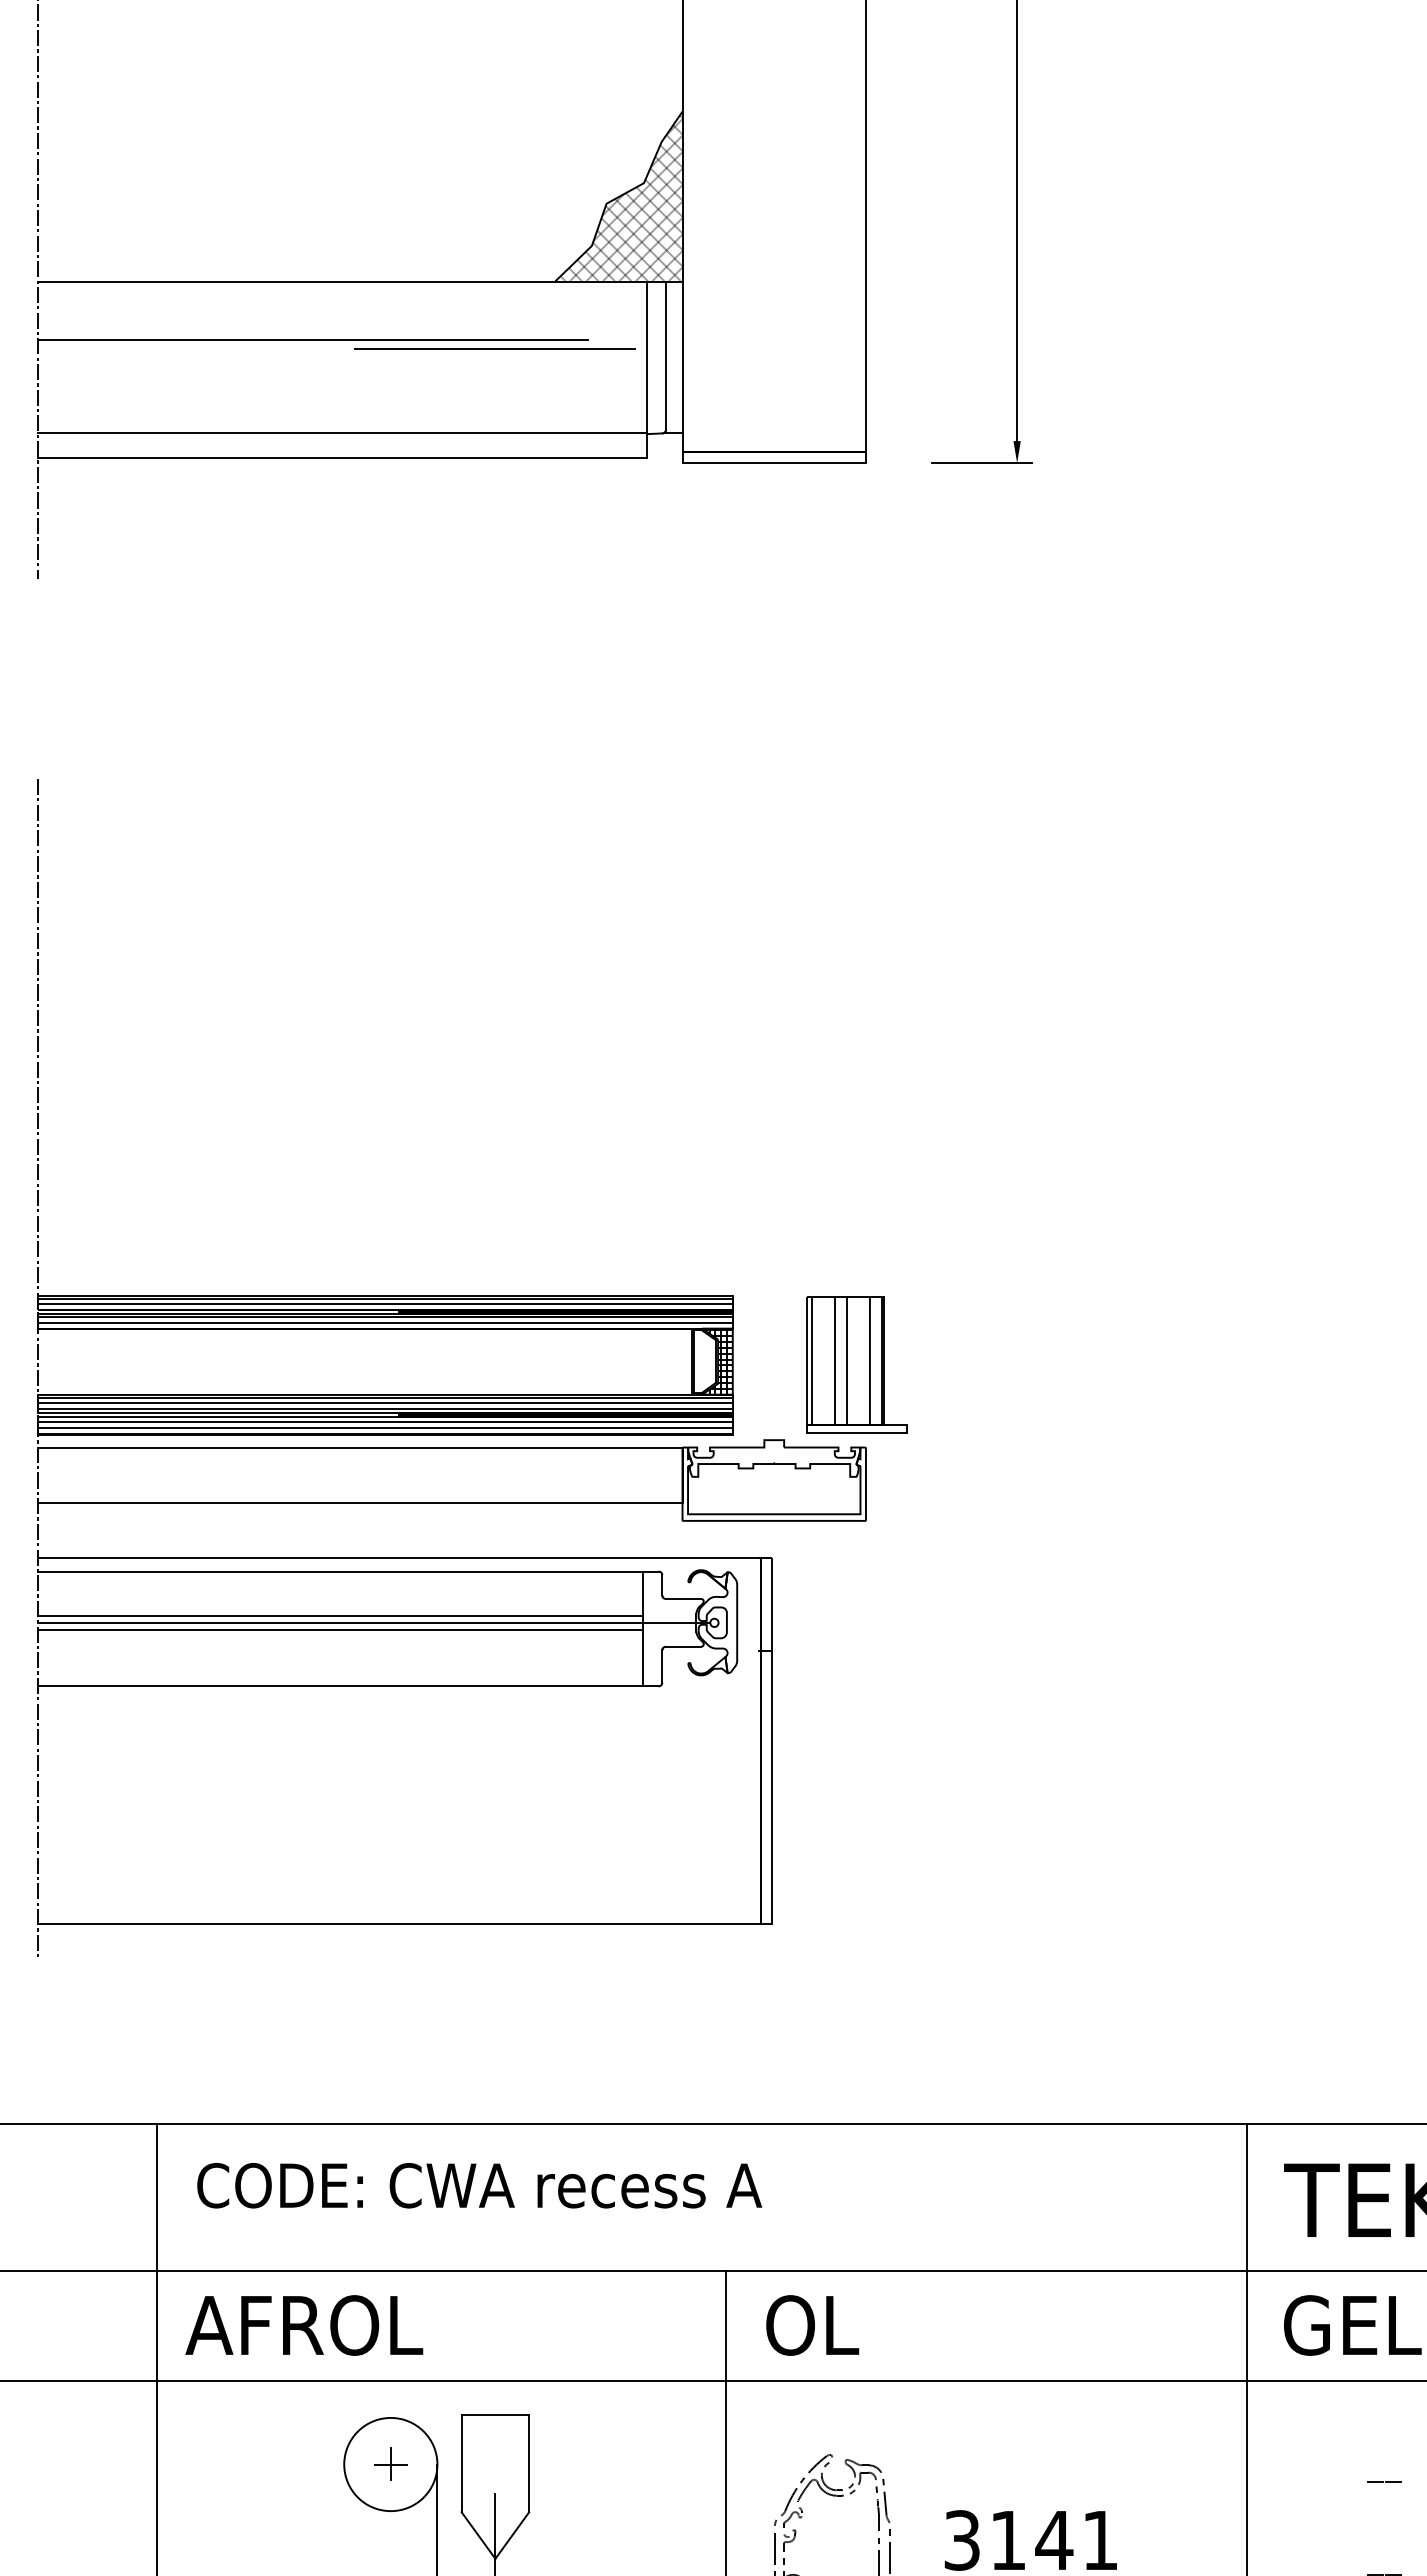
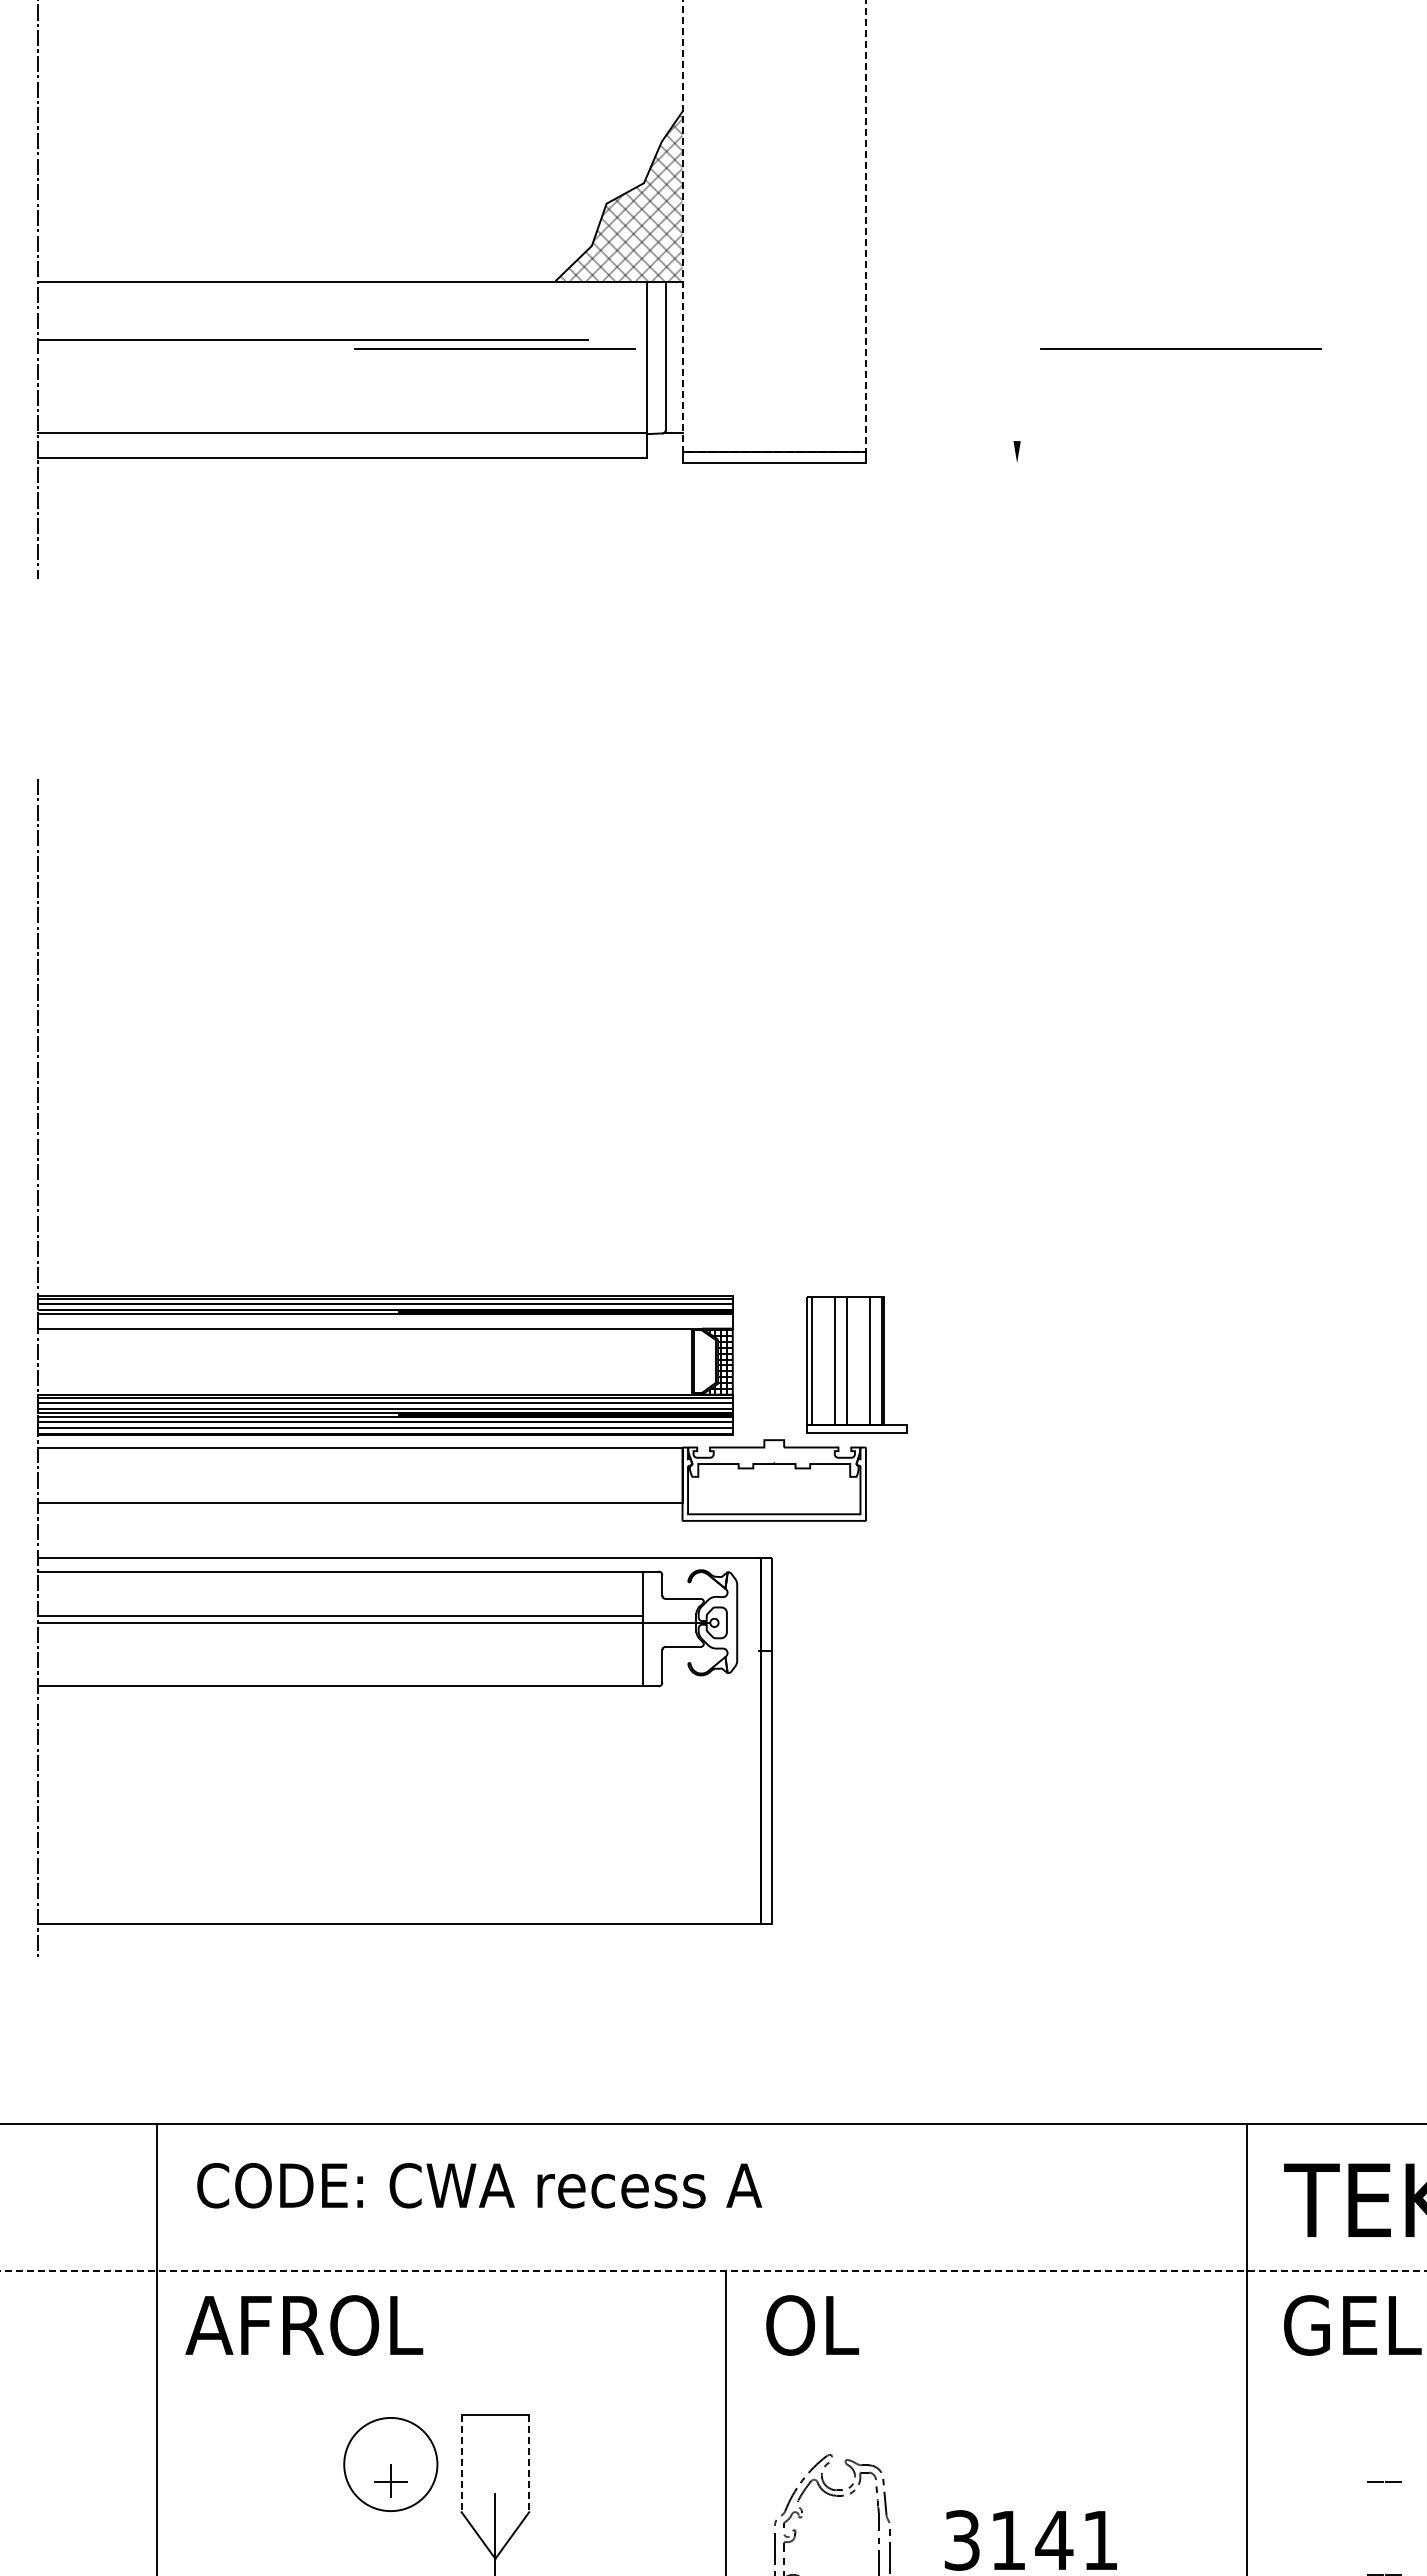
line: present -> none (1017, 221)
line: none -> present (1180, 348)
line: solid -> dashed (774, 452)
line: present -> none (981, 463)
hatch: present -> none (385, 1322)
line: present -> none (340, 1629)
line: solid -> dashed (713, 2270)
line: present -> none (712, 2380)
part position: (390, 2463) -> (390, 2480) (390, 2480)
line: solid -> dashed (461, 2463)
line: solid -> dashed (529, 2463)
line: present -> none (437, 2518)
